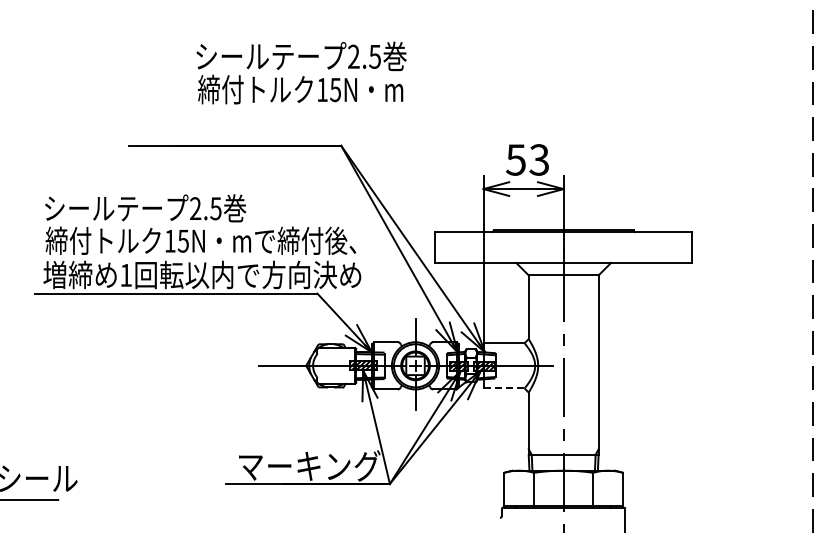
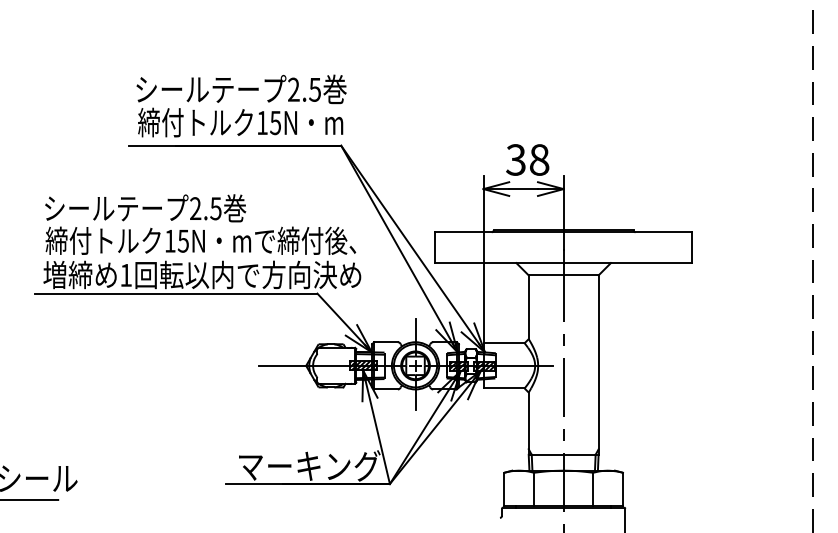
text position: (301, 72) -> (241, 105) (241, 105)
text: 53 -> 38 (527, 159)
line: dashed -> solid (504, 388)
